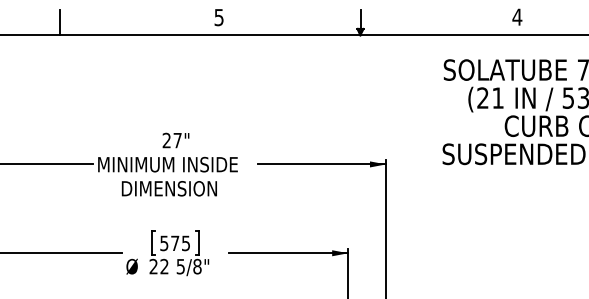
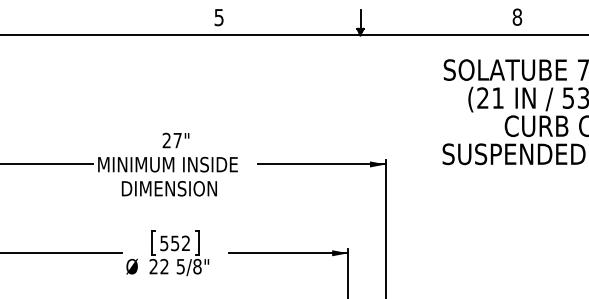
text: 4 -> 8 (517, 16)
line: present -> none (60, 22)
text: 575 -> 552 (180, 243)
